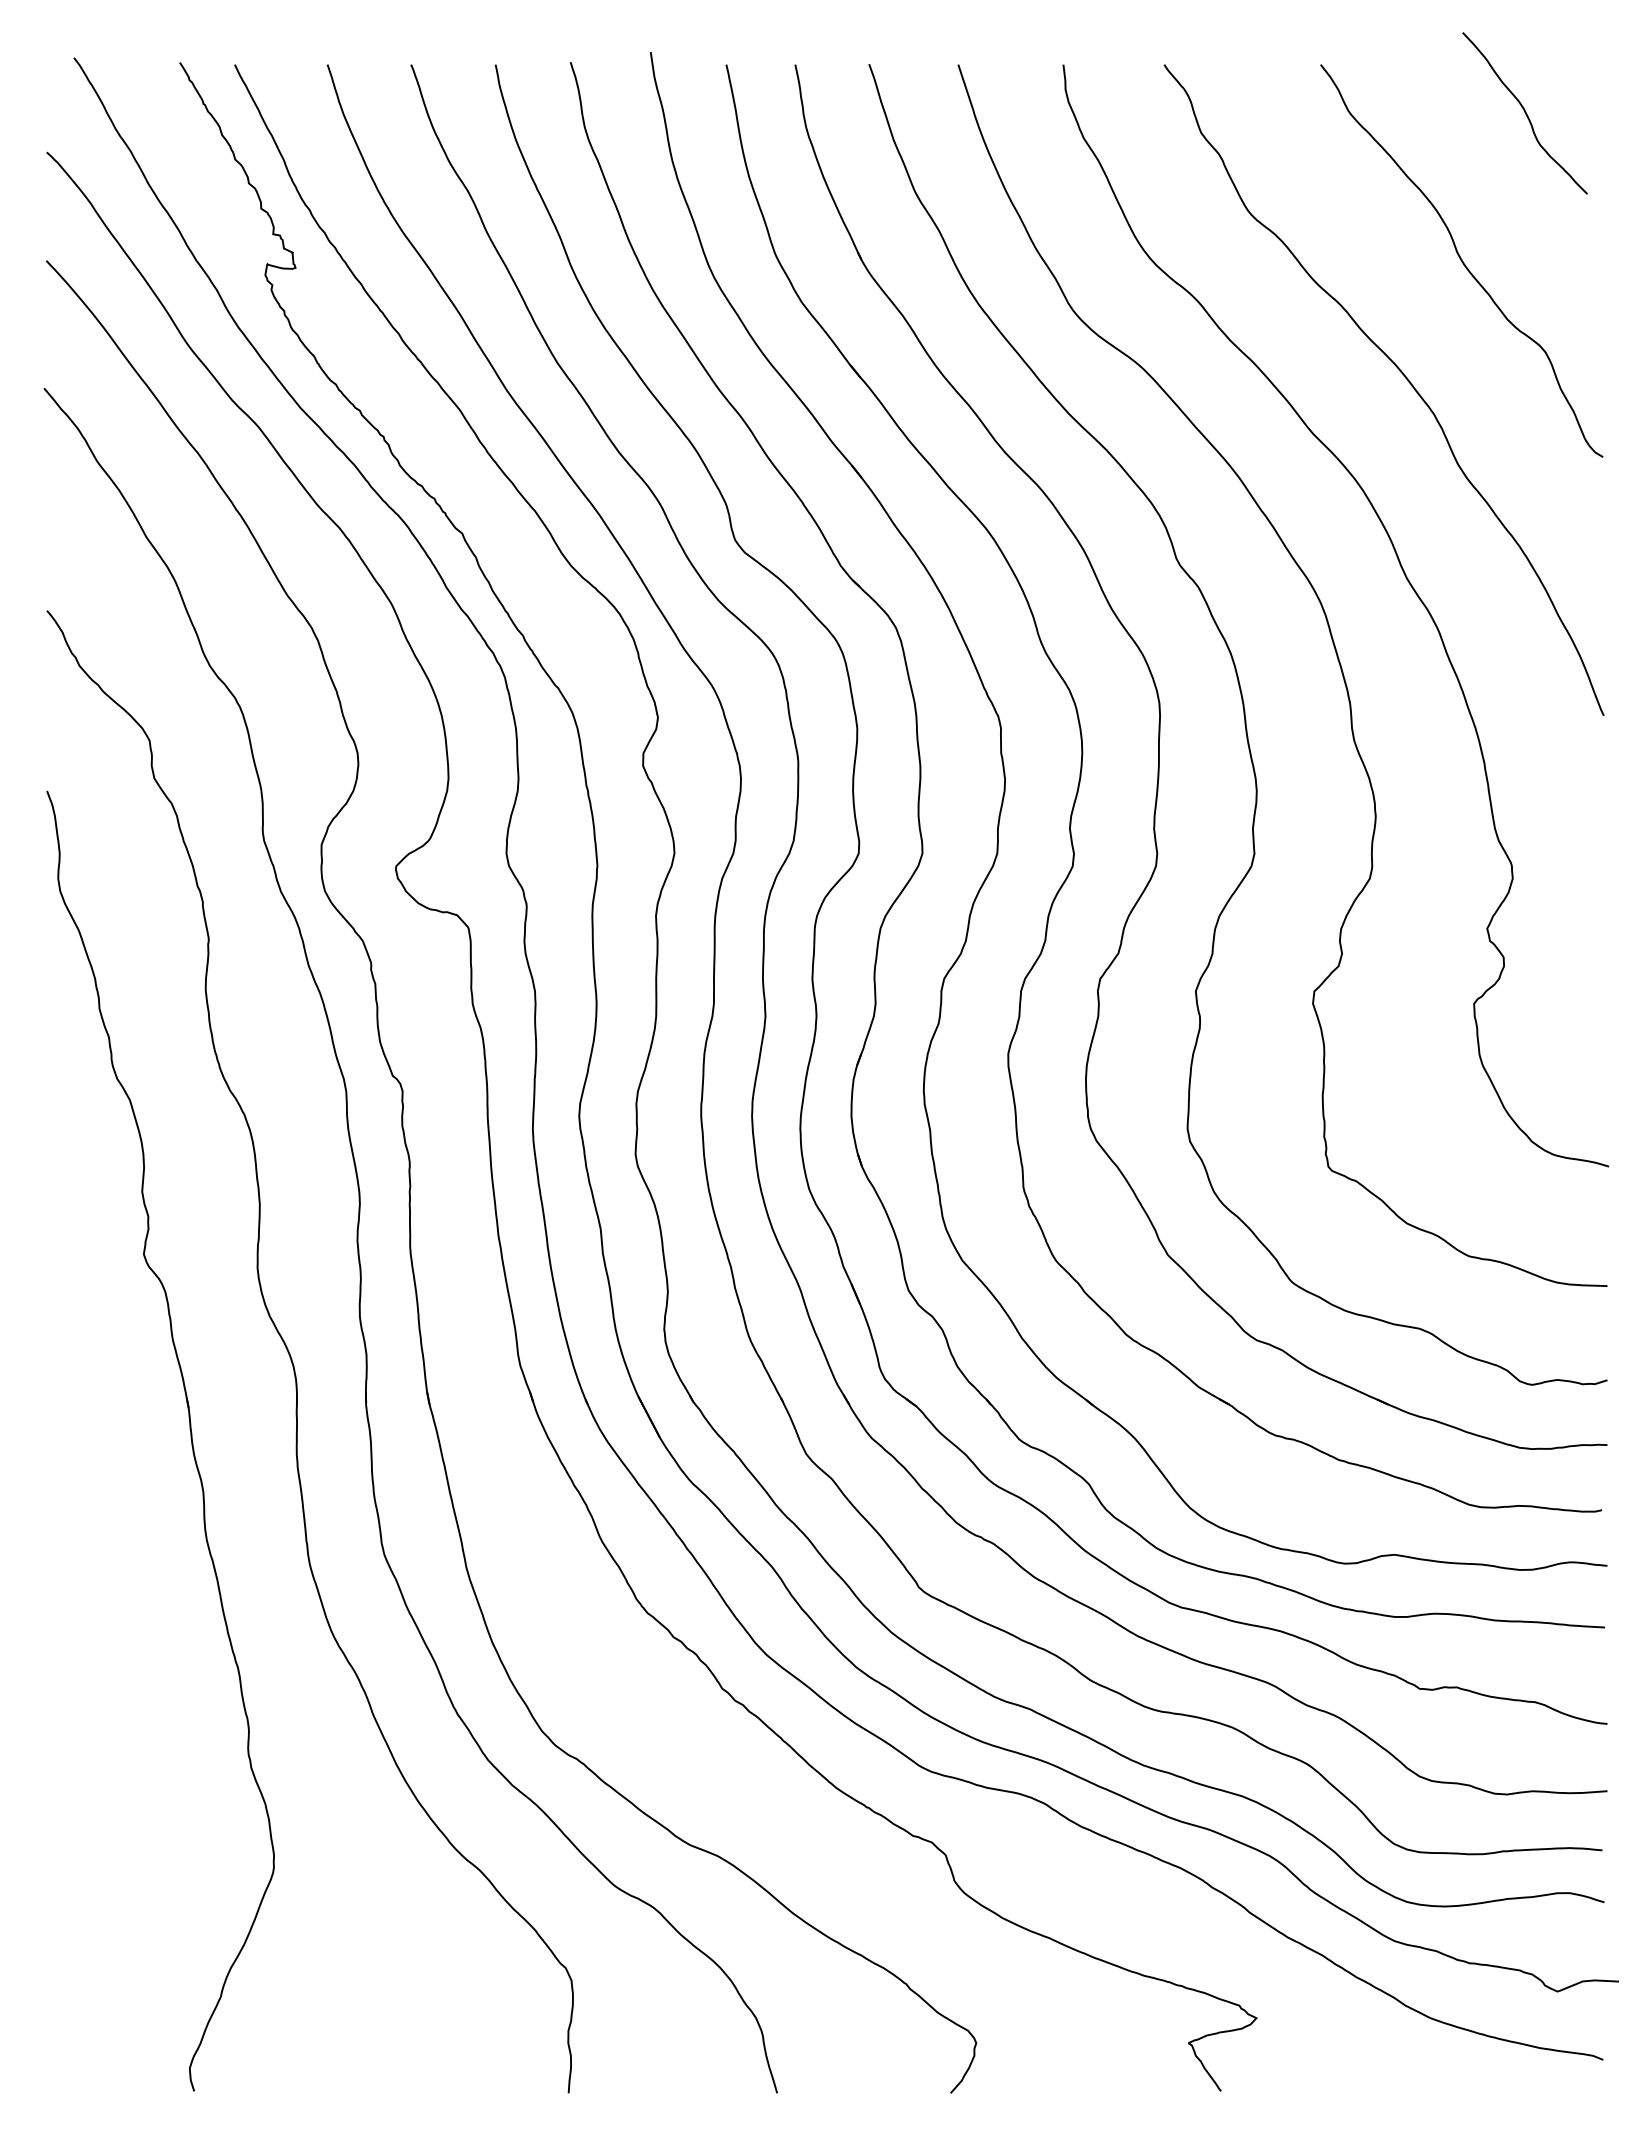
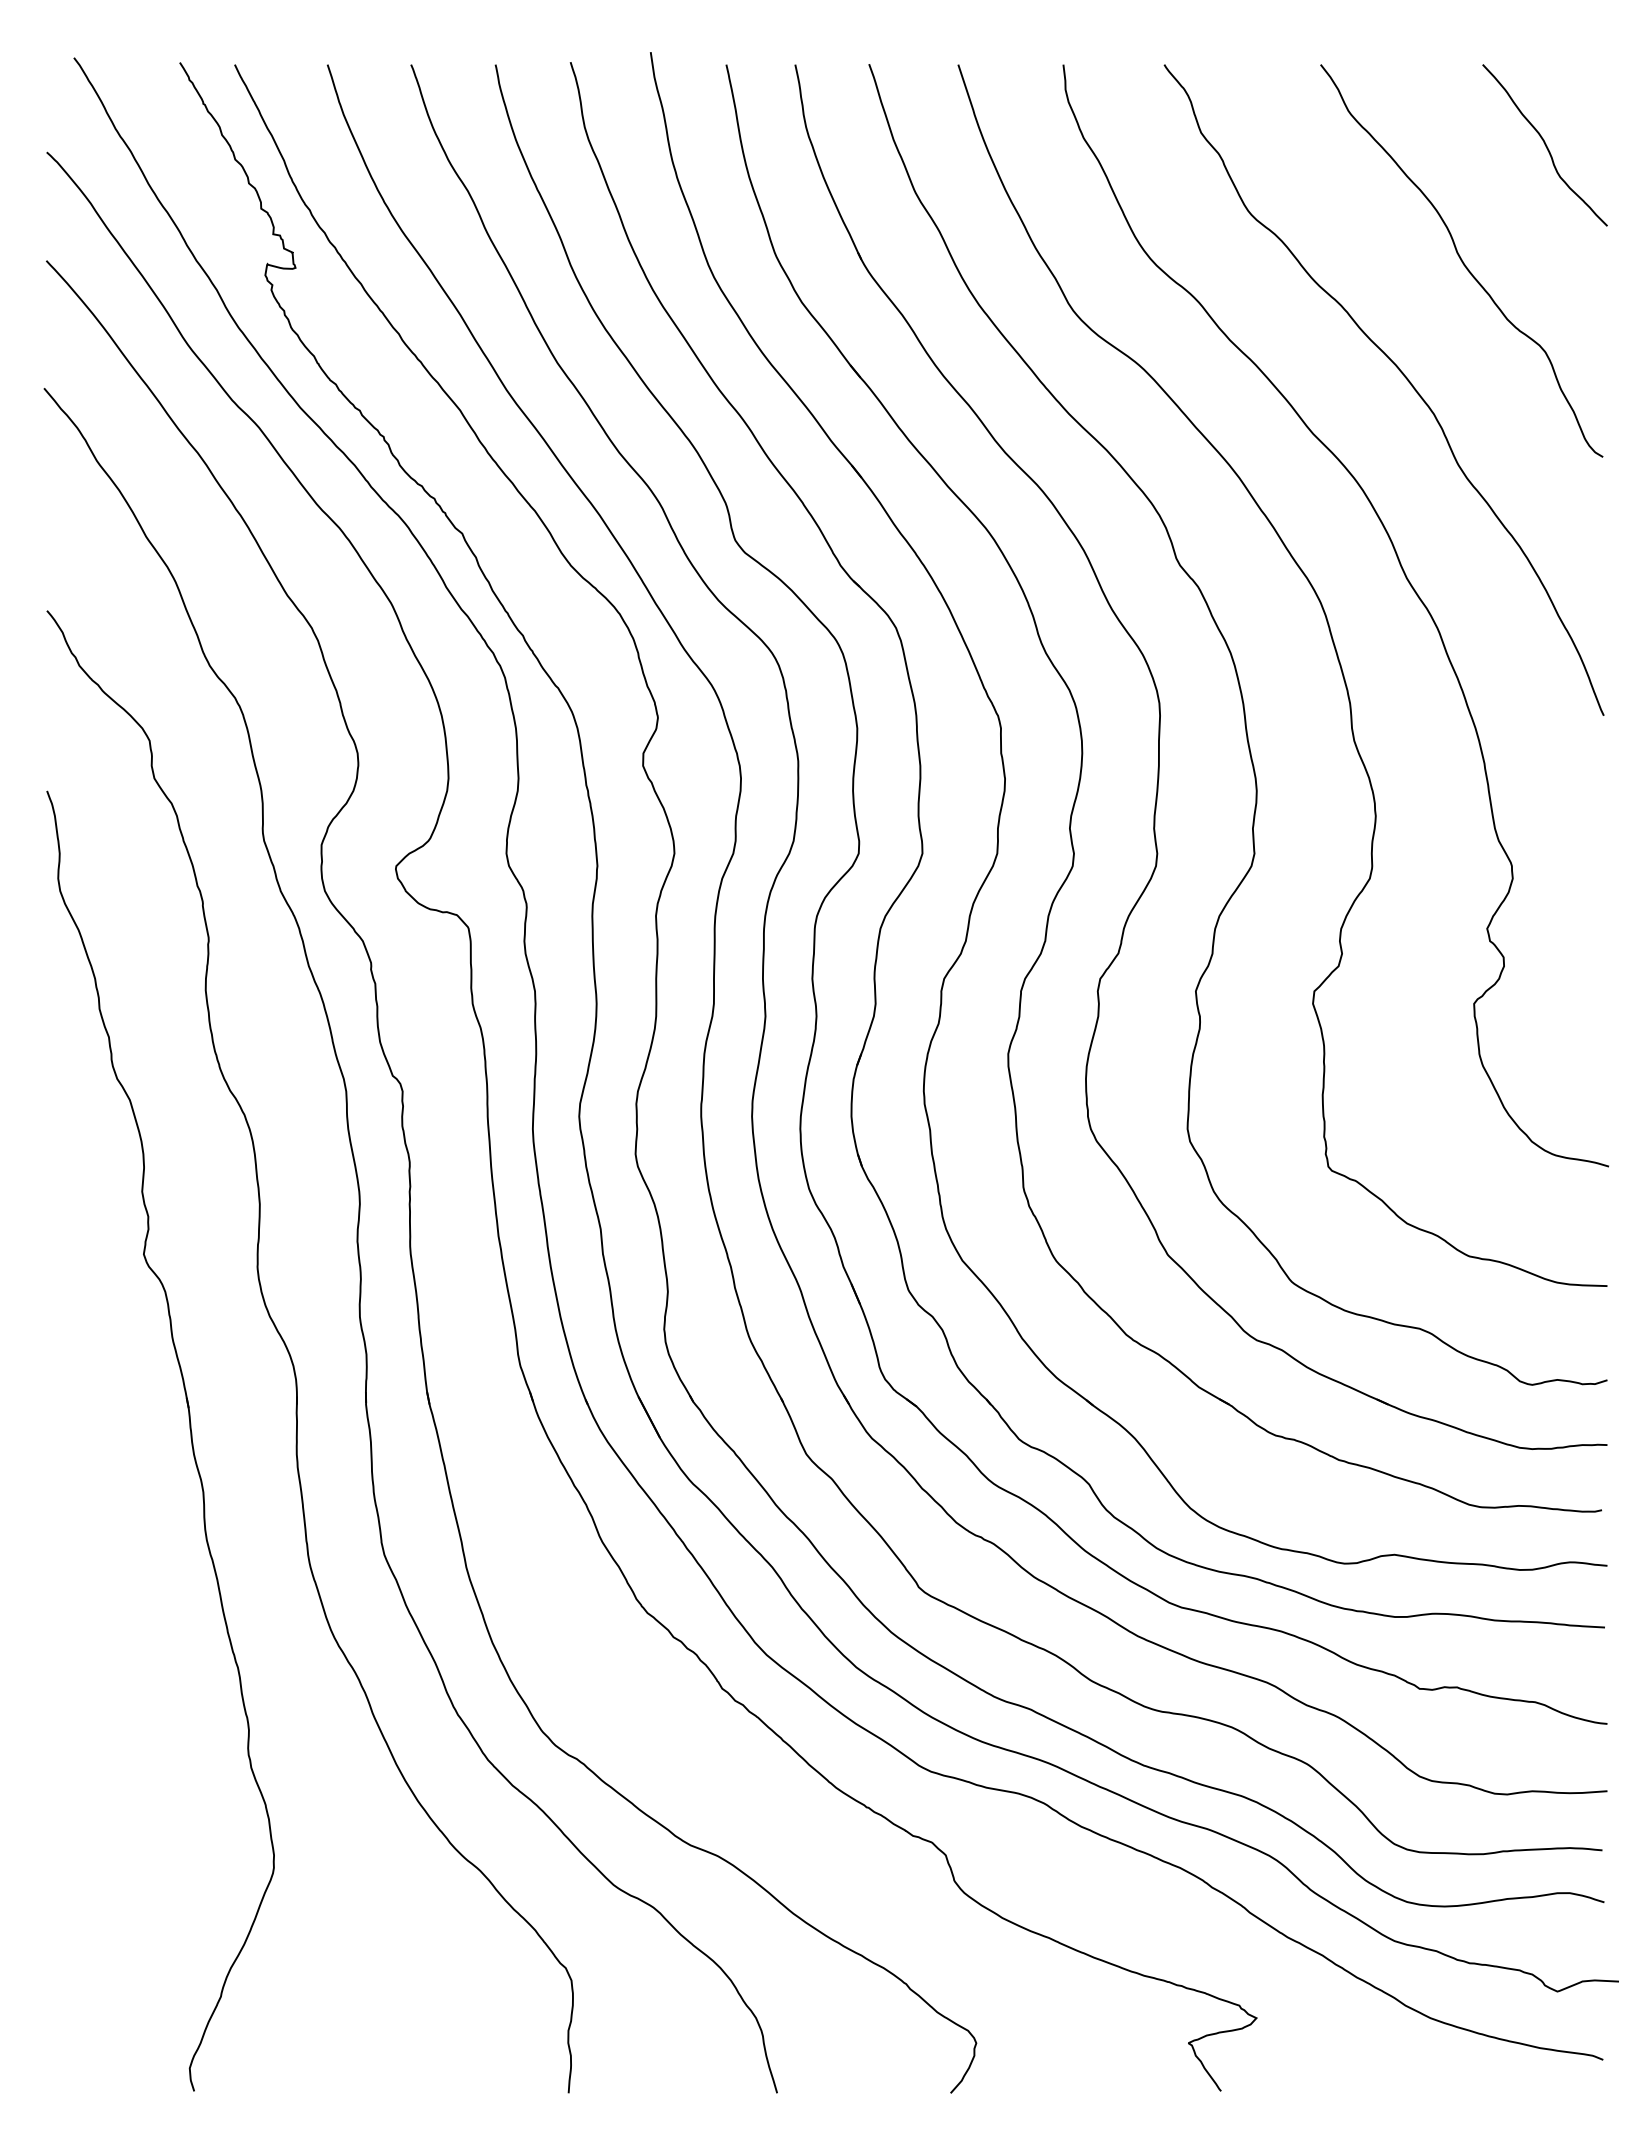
curve position: (1524, 112) -> (1544, 144) (1544, 144)
